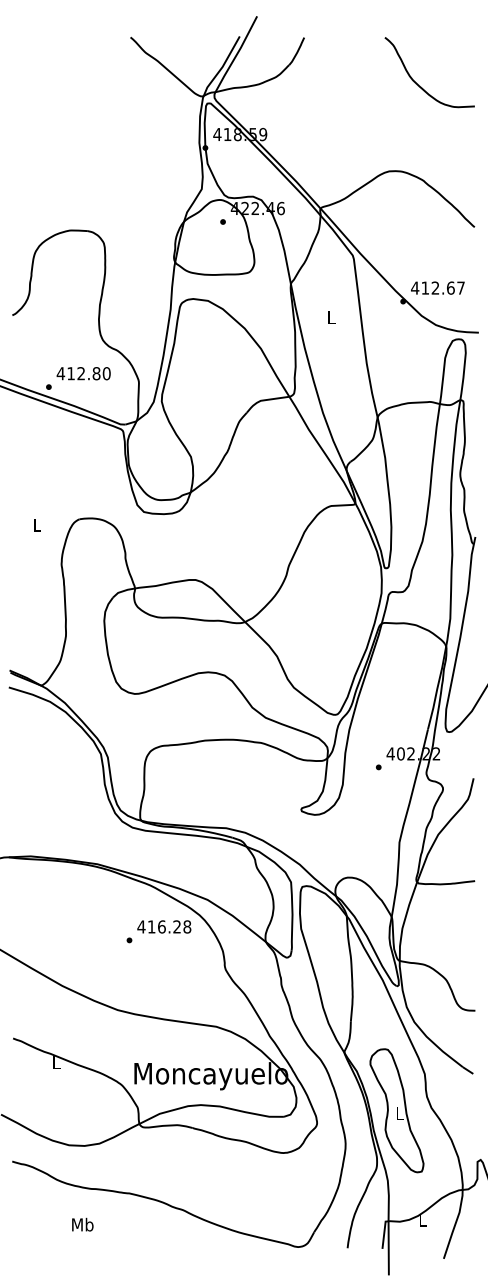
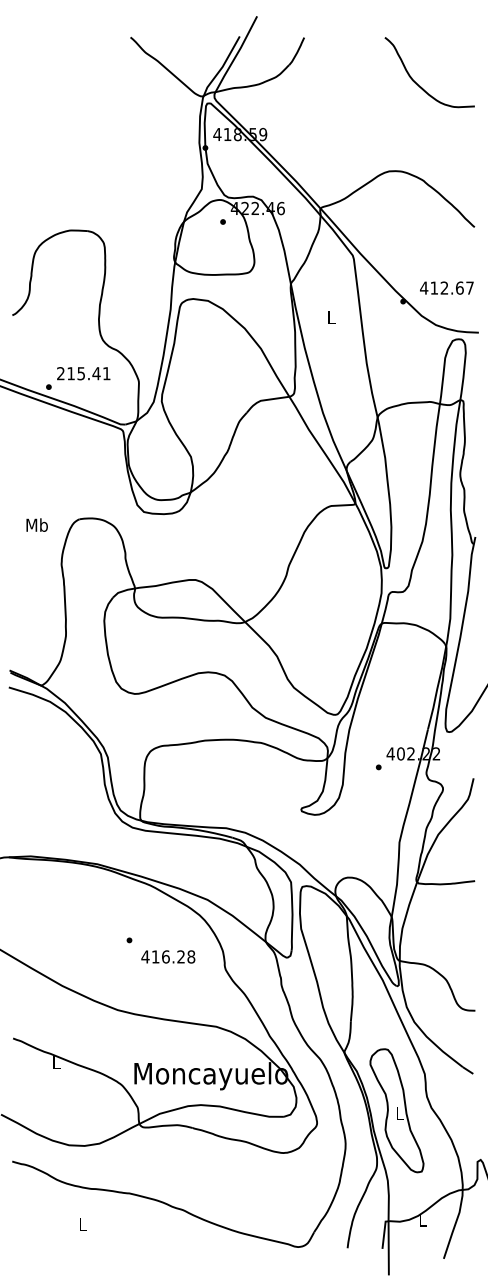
text position: (437, 287) -> (446, 287) (446, 287)
text: 412.80 -> 215.41 (83, 373)
text: L -> Mb (36, 524)
text position: (164, 926) -> (168, 956) (168, 956)
text: Mb -> L (82, 1224)
